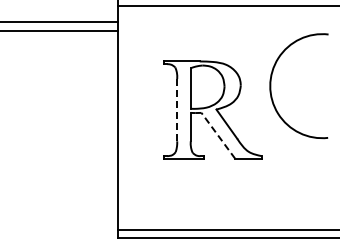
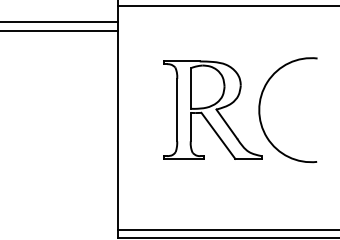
arc position: (271, 86) -> (260, 110) (260, 110)
line: dashed -> solid (177, 109)
line: dashed -> solid (218, 135)
